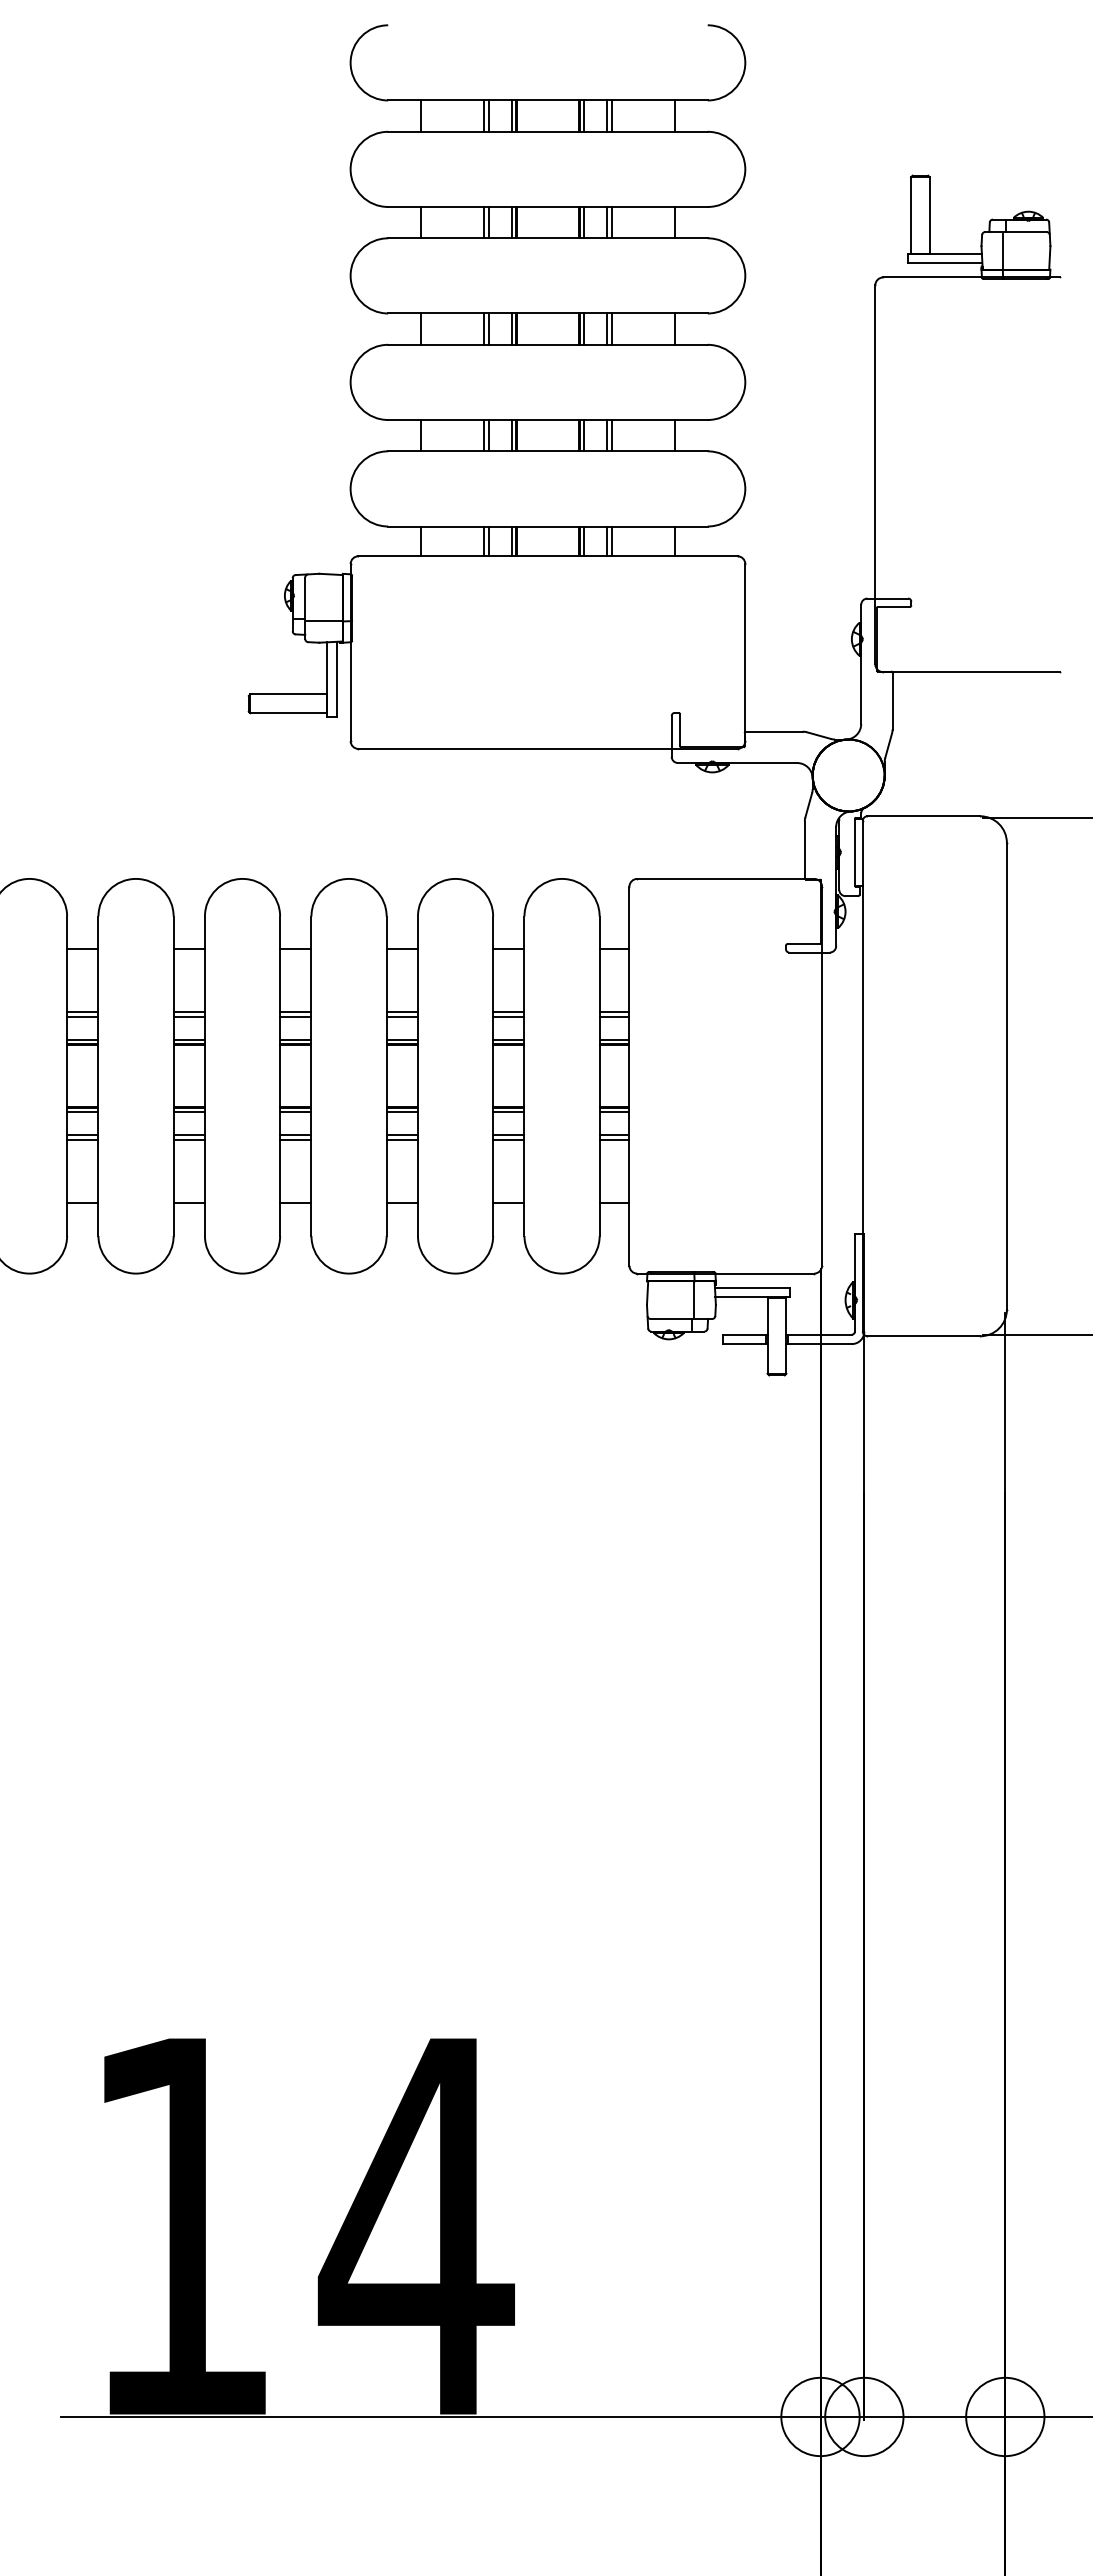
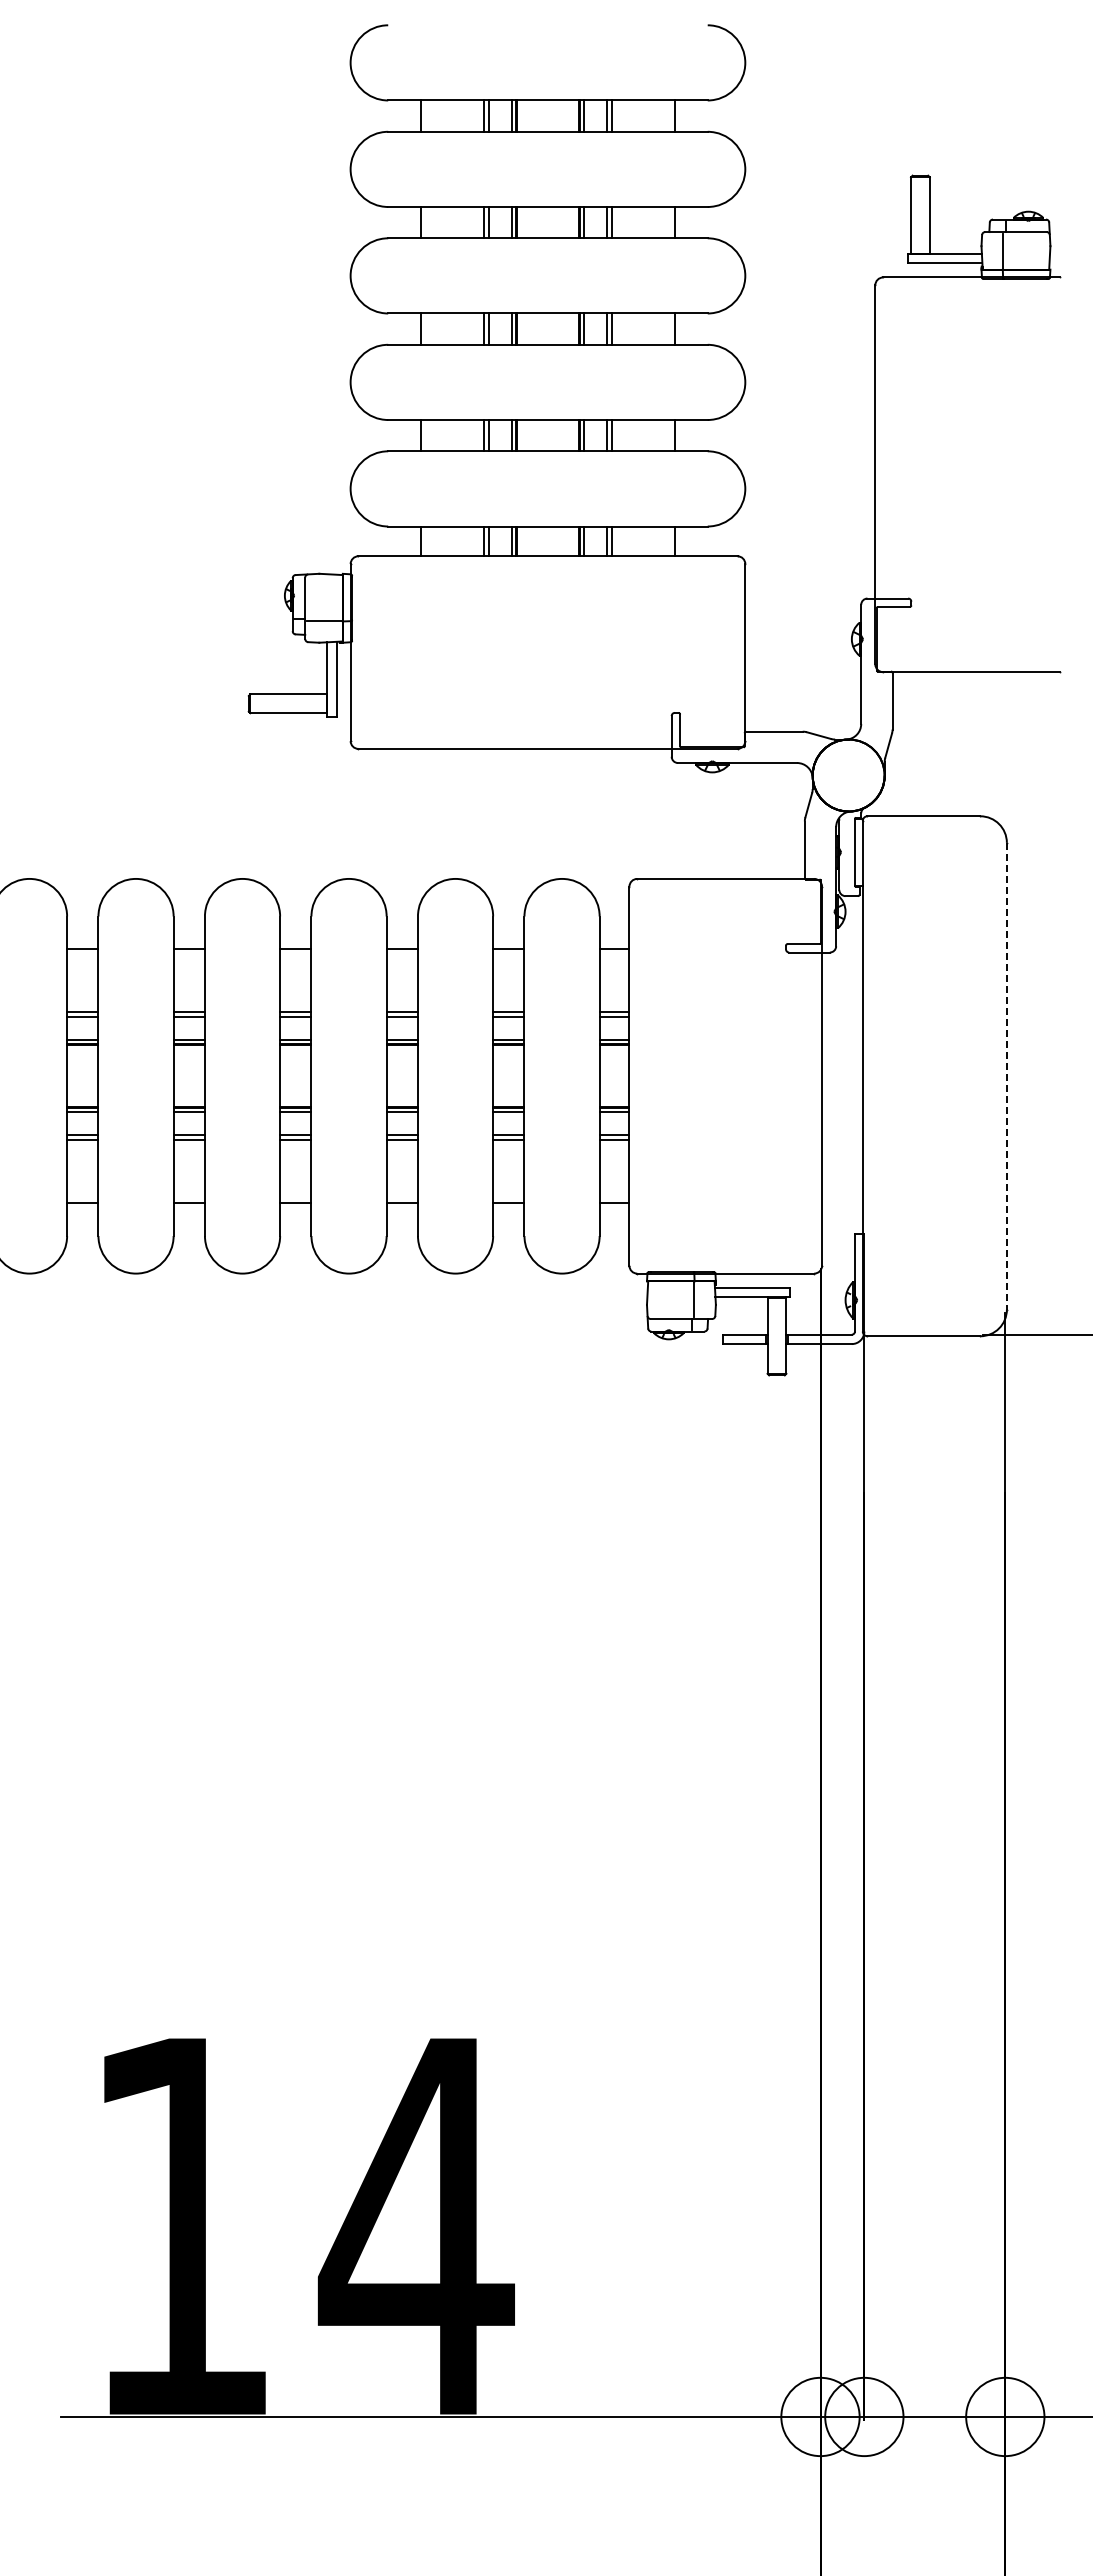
line: present -> none (1036, 817)
line: solid -> dashed (1006, 1076)
